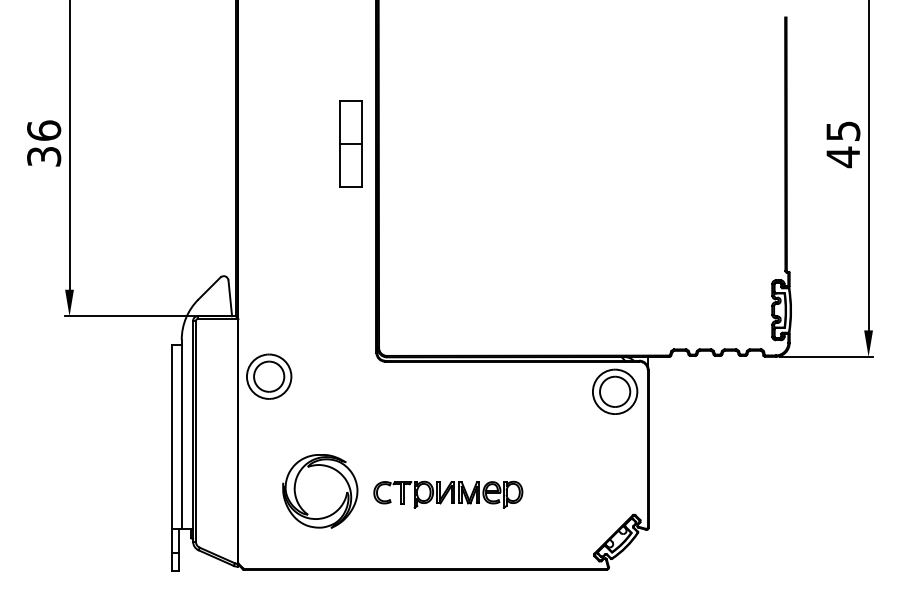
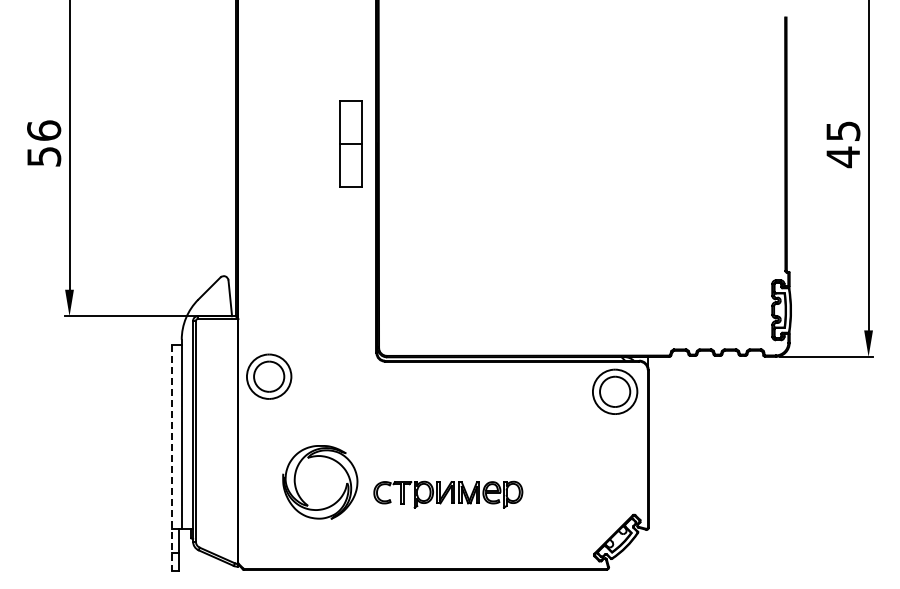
text: 36 -> 56 (43, 156)
line: solid -> dashed (172, 458)
part position: (320, 491) -> (320, 482) (320, 482)
